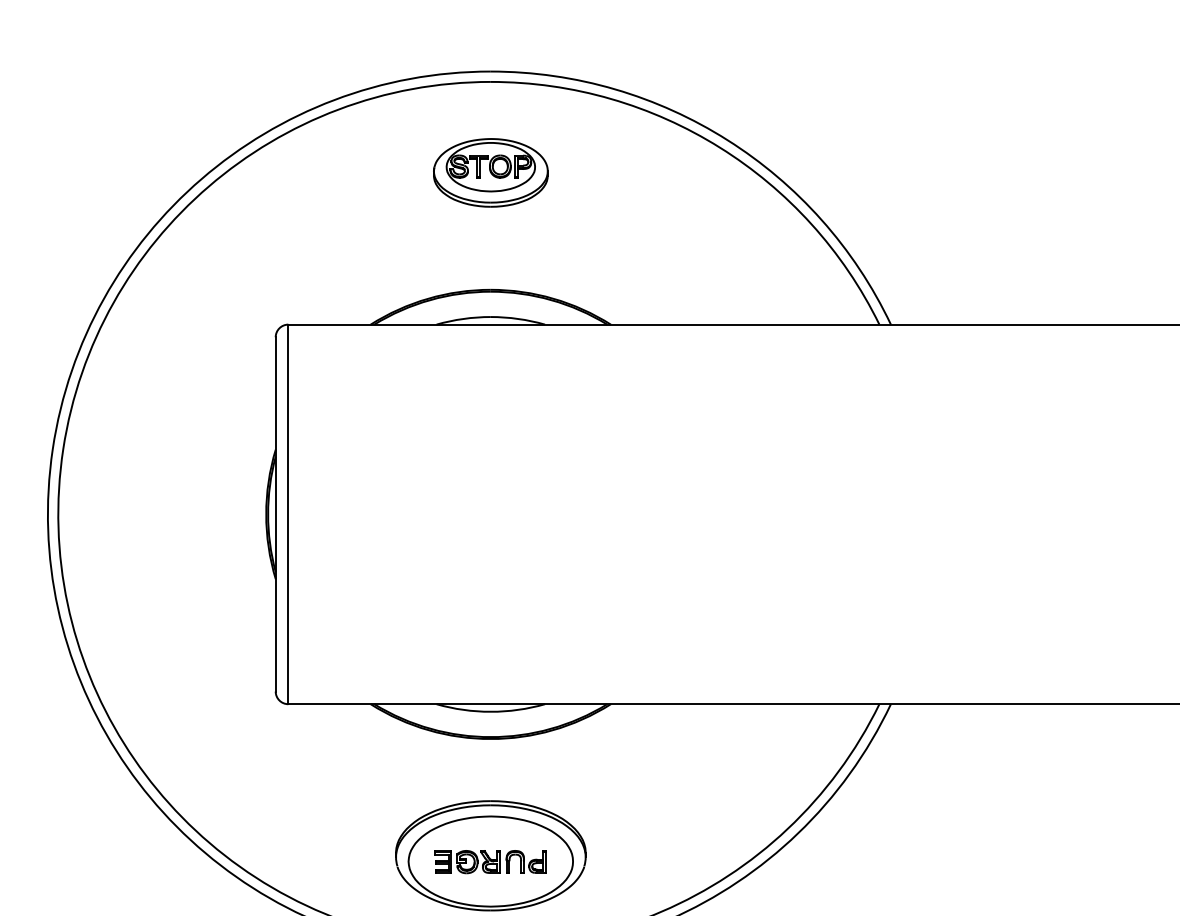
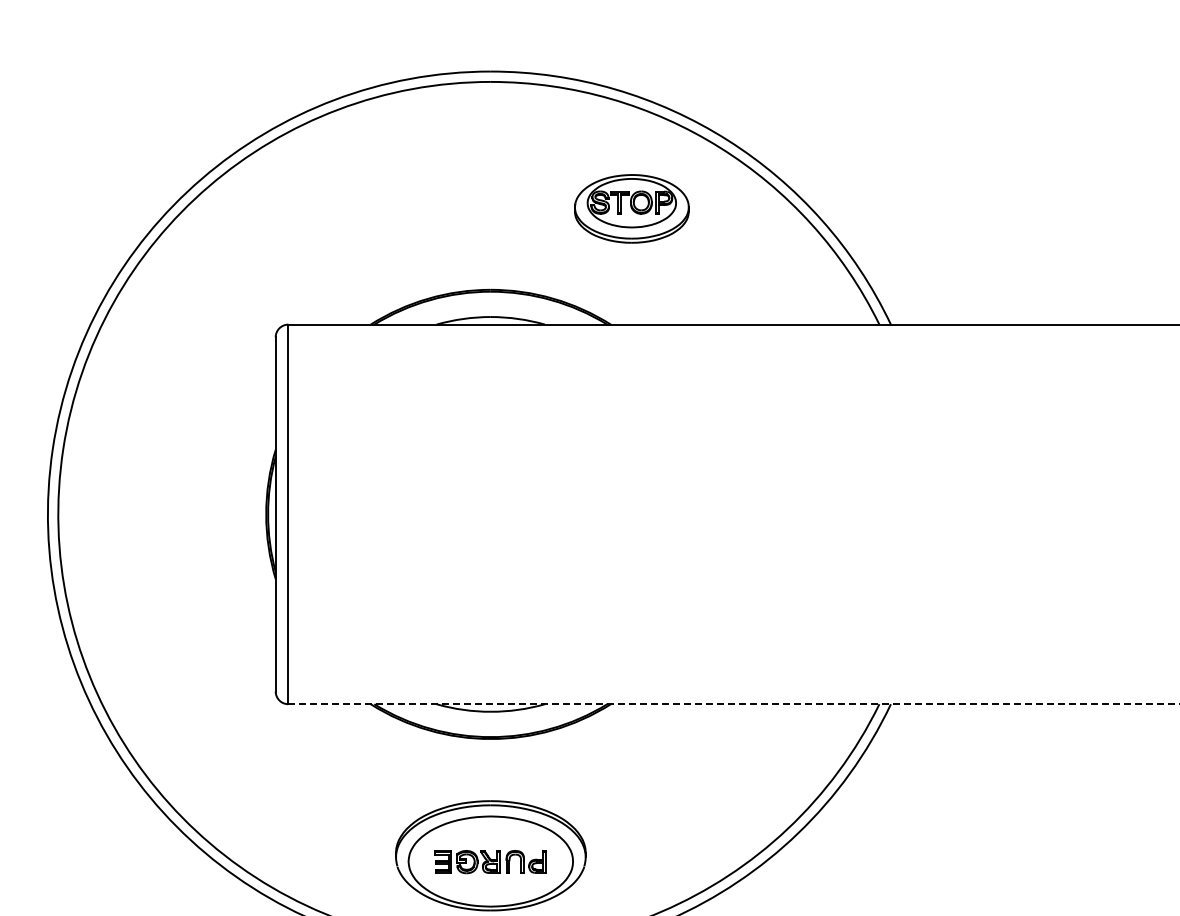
part position: (490, 172) -> (631, 208) (631, 208)
line: solid -> dashed (734, 704)
